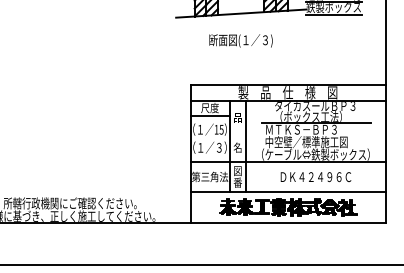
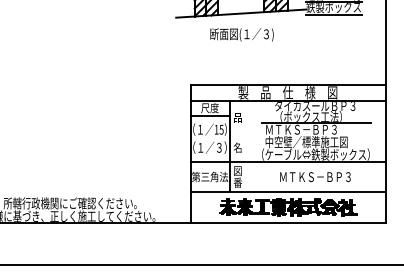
text position: (240, 40) -> (241, 34) (241, 34)
line: present -> none (246, 146)
text: ＤＫ４２４９６Ｃ -> ＭＴＫＳ－ＢＰ３ (315, 177)
